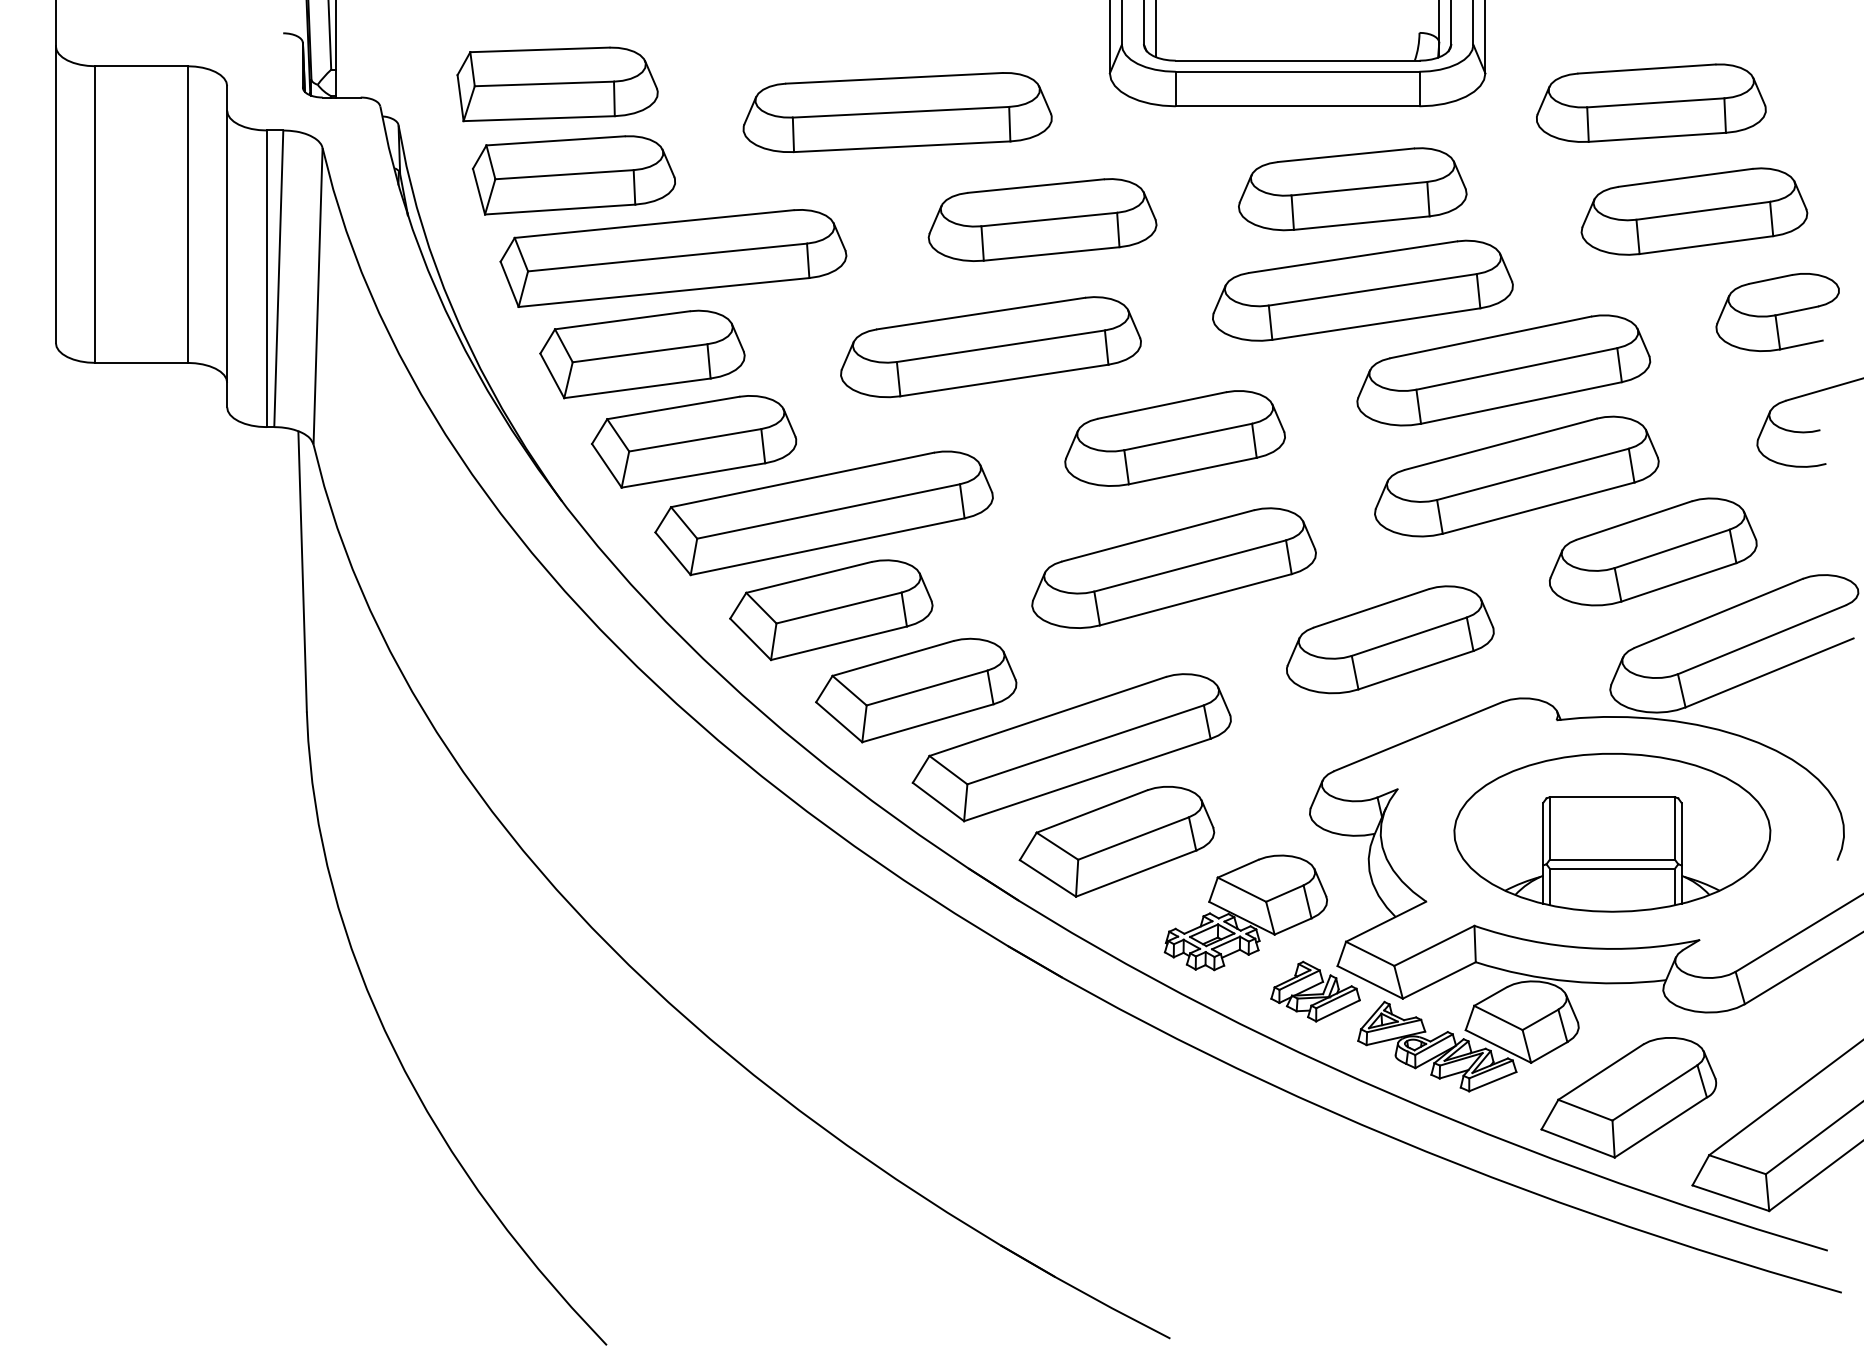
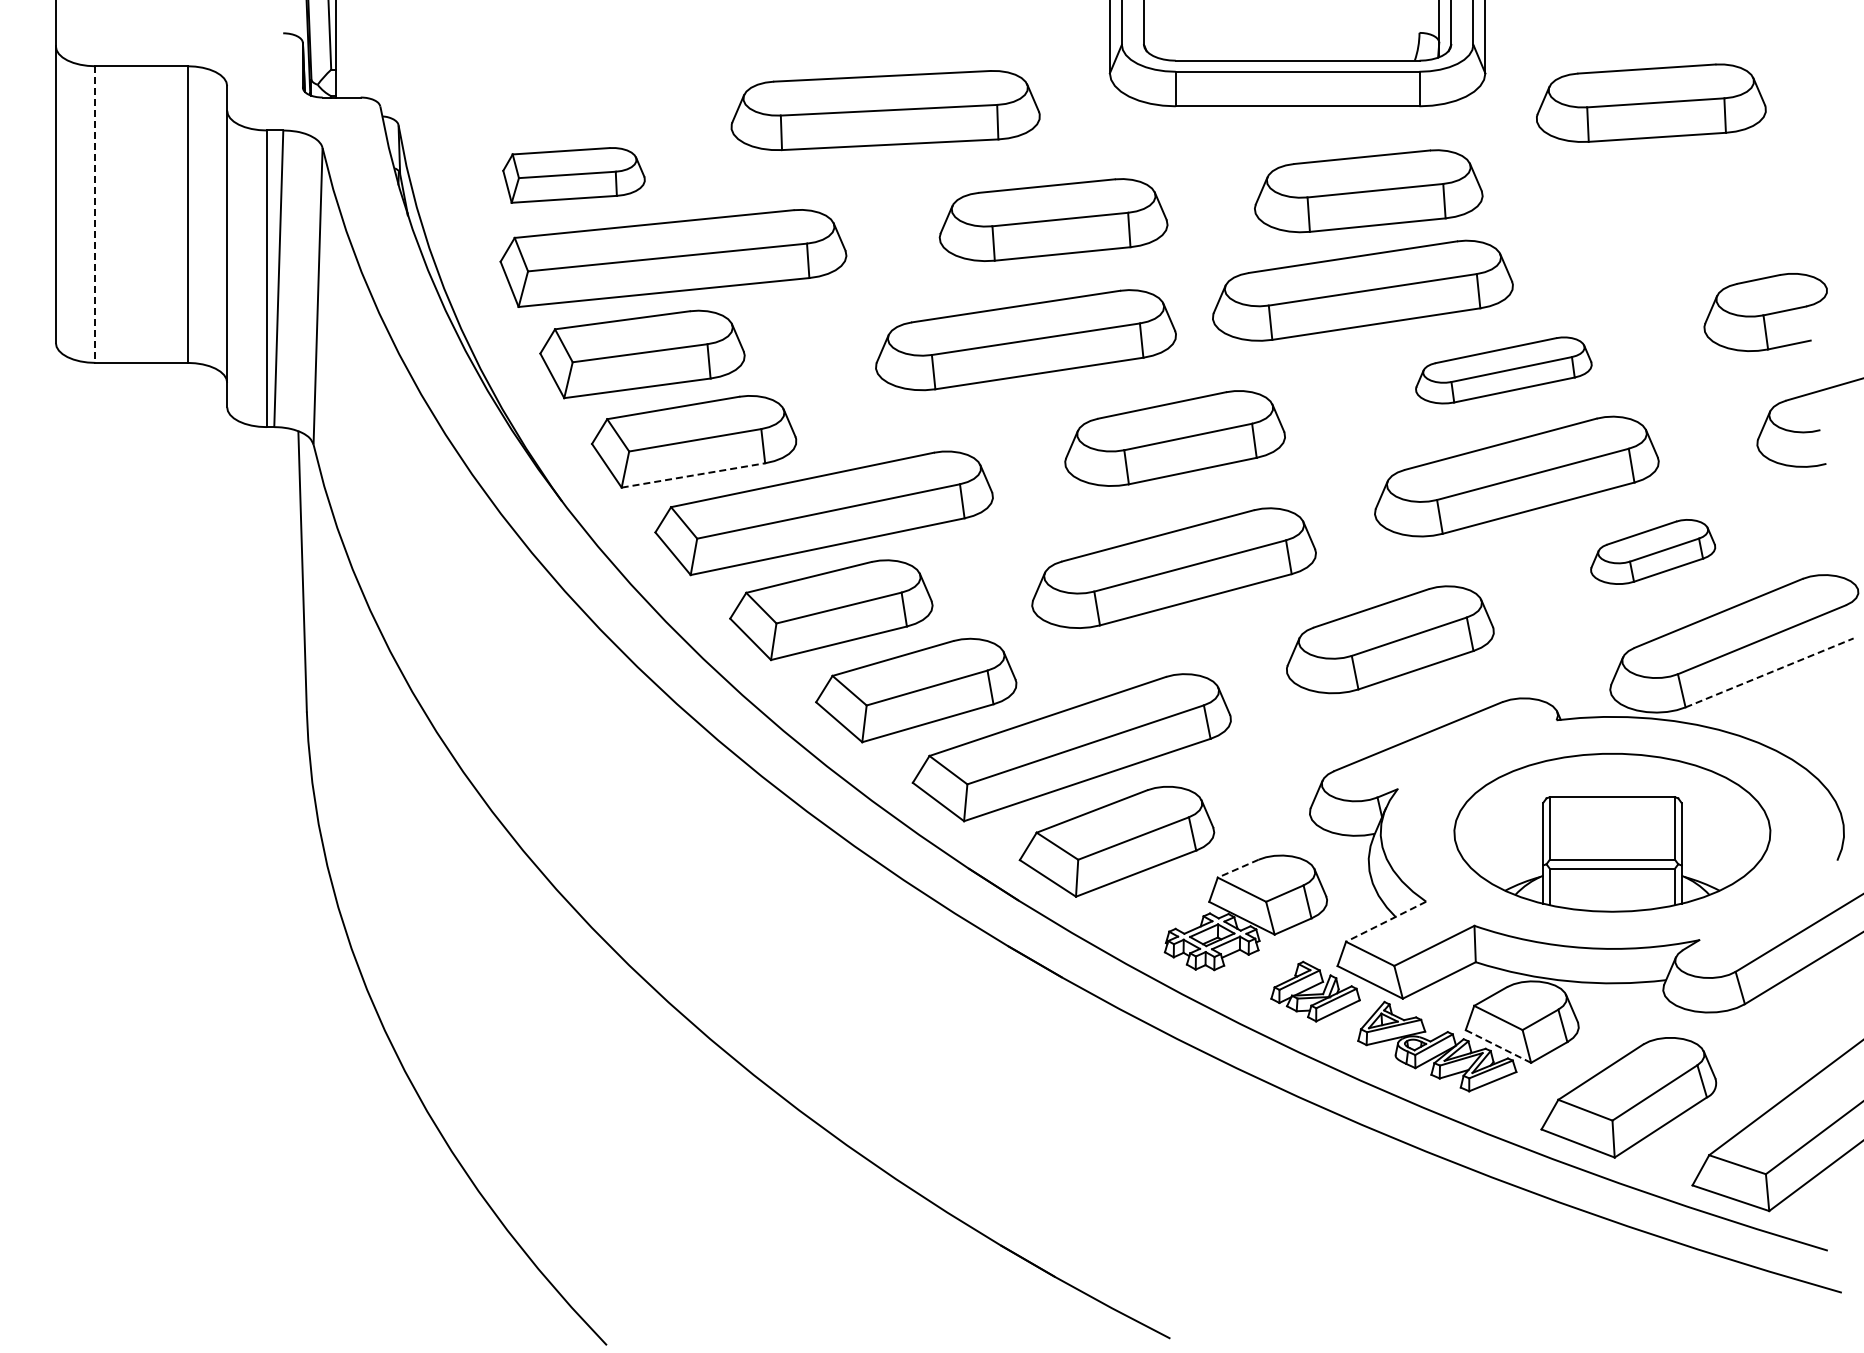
line: present -> none (1156, 29)
part: present -> none (557, 84)
part position: (897, 112) -> (885, 110) (885, 110)
part size: 204x81 px -> 144x57 px (573, 175)
part position: (1352, 189) -> (1368, 191) (1368, 191)
part: present -> none (1694, 211)
line: solid -> dashed (95, 215)
part position: (1042, 219) -> (1053, 219) (1053, 219)
part position: (1777, 312) -> (1765, 312) (1765, 312)
part position: (990, 347) -> (1025, 340) (1025, 340)
part size: 296x113 px -> 178x69 px (1503, 370)
line: solid -> dashed (693, 475)
part size: 210x110 px -> 127x66 px (1653, 551)
line: solid -> dashed (1769, 672)
line: solid -> dashed (1237, 868)
line: solid -> dashed (1386, 921)
line: solid -> dashed (1498, 1046)
